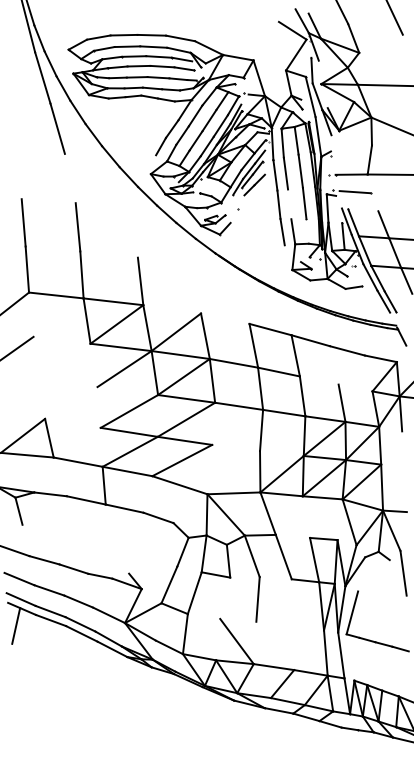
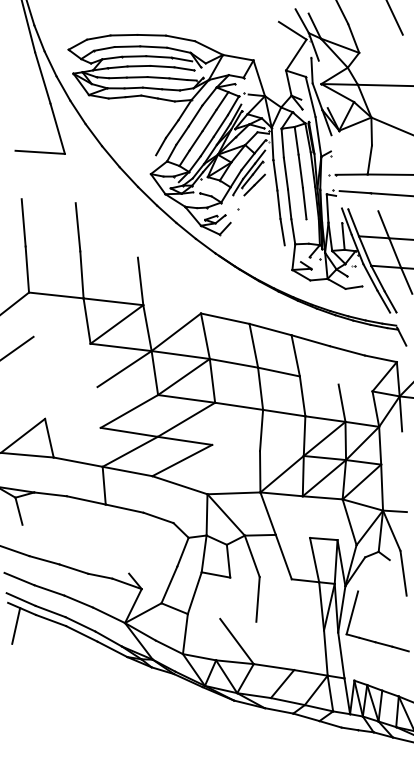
line: none -> present (39, 151)
line: none -> present (390, 194)
line: none -> present (289, 204)
line: none -> present (225, 318)
